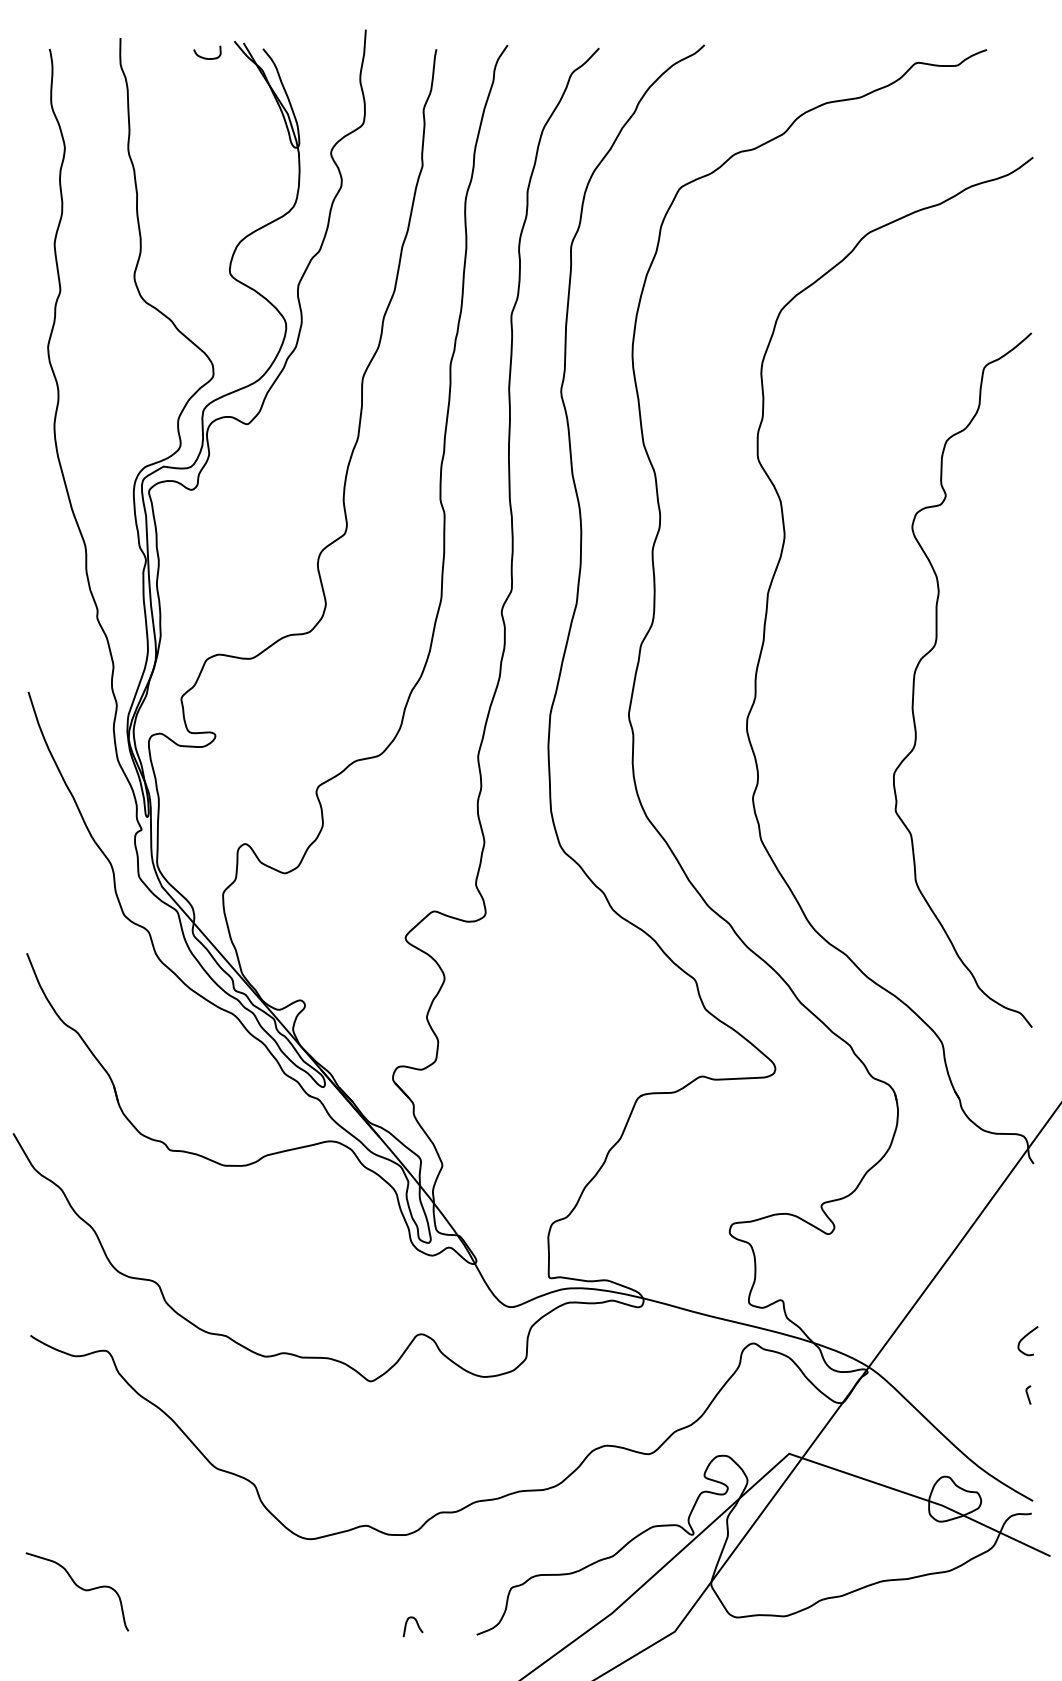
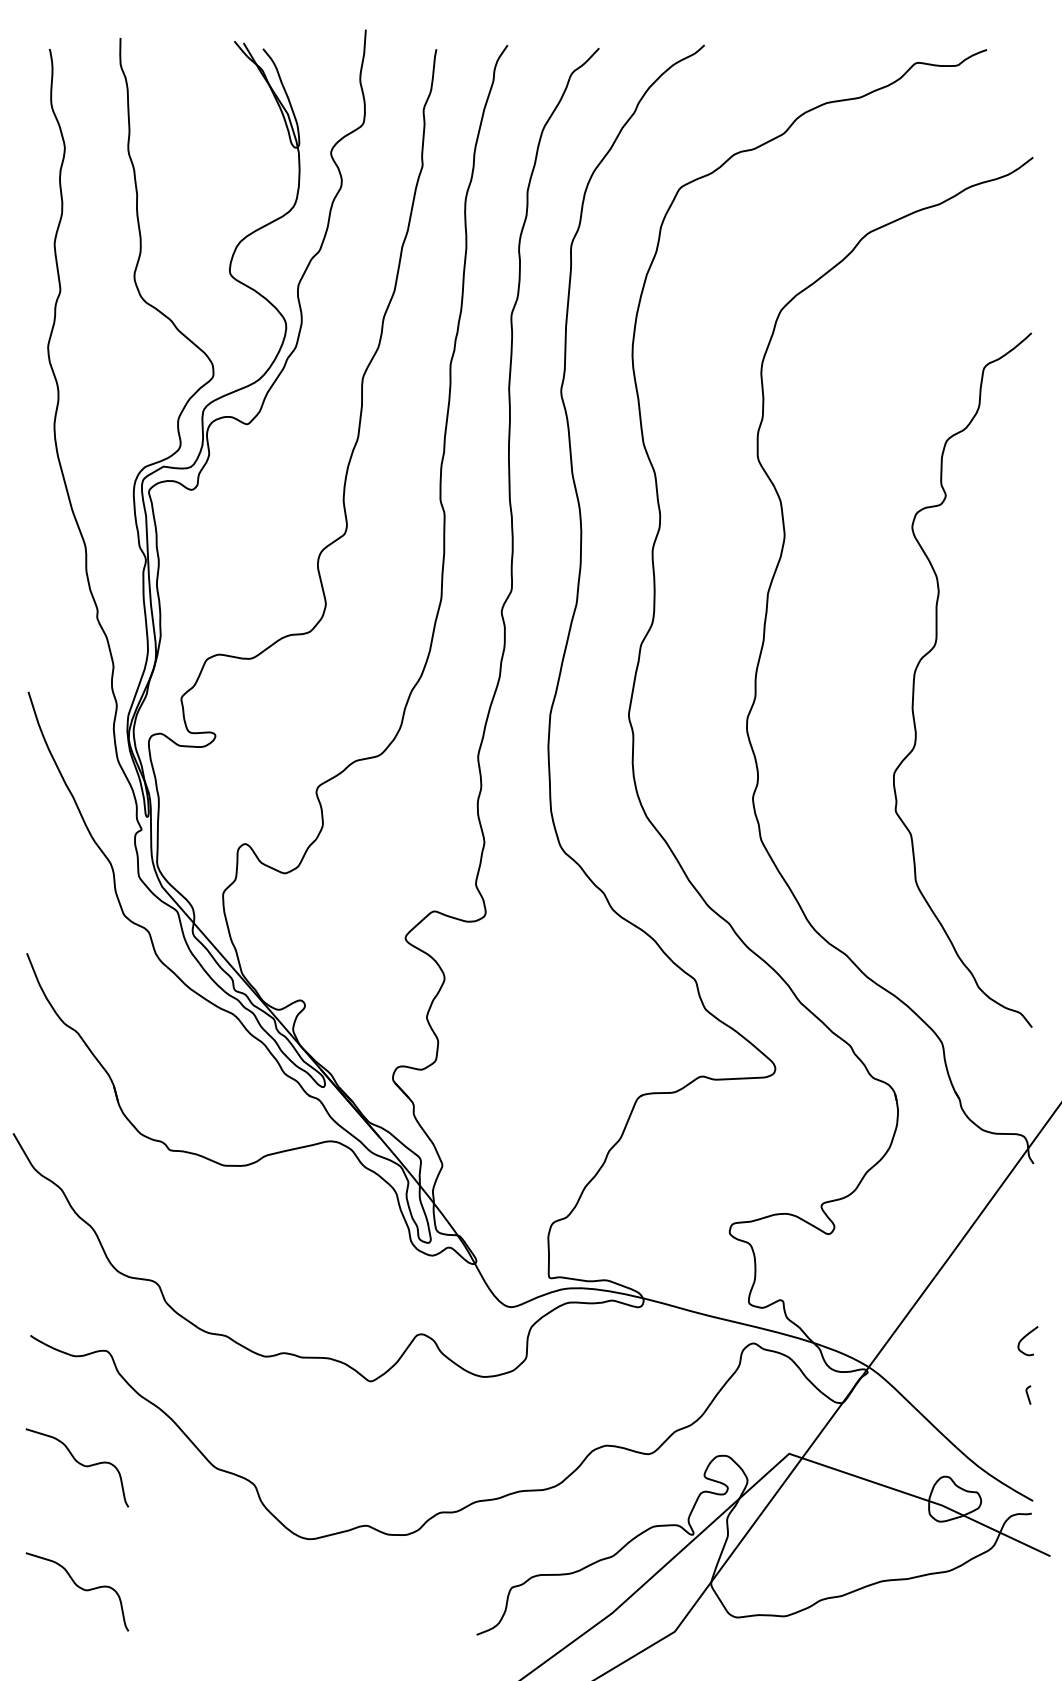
curve: present -> none (206, 57)
curve: none -> present (79, 1464)
curve: present -> none (416, 1623)
